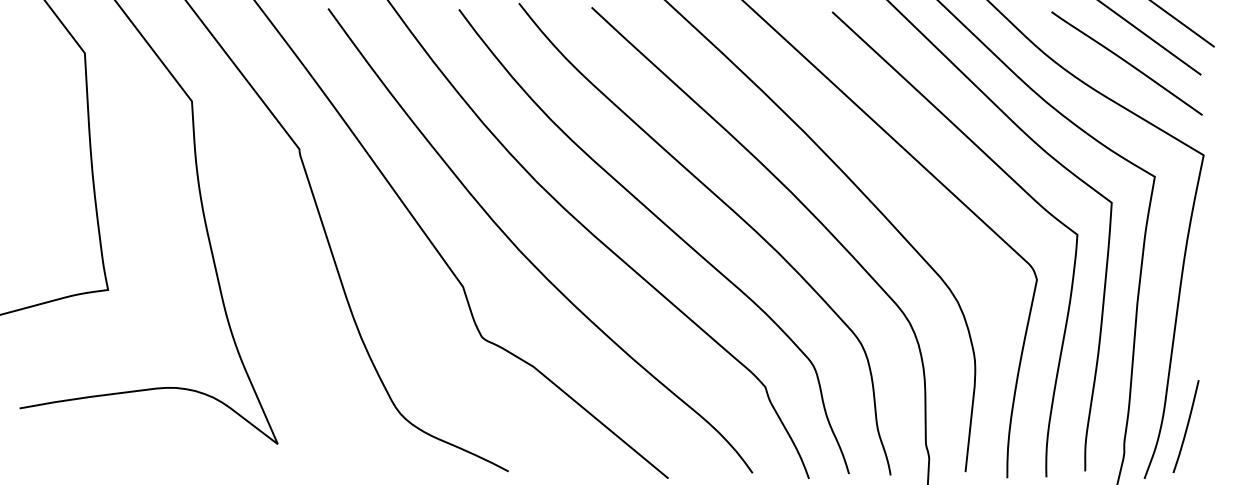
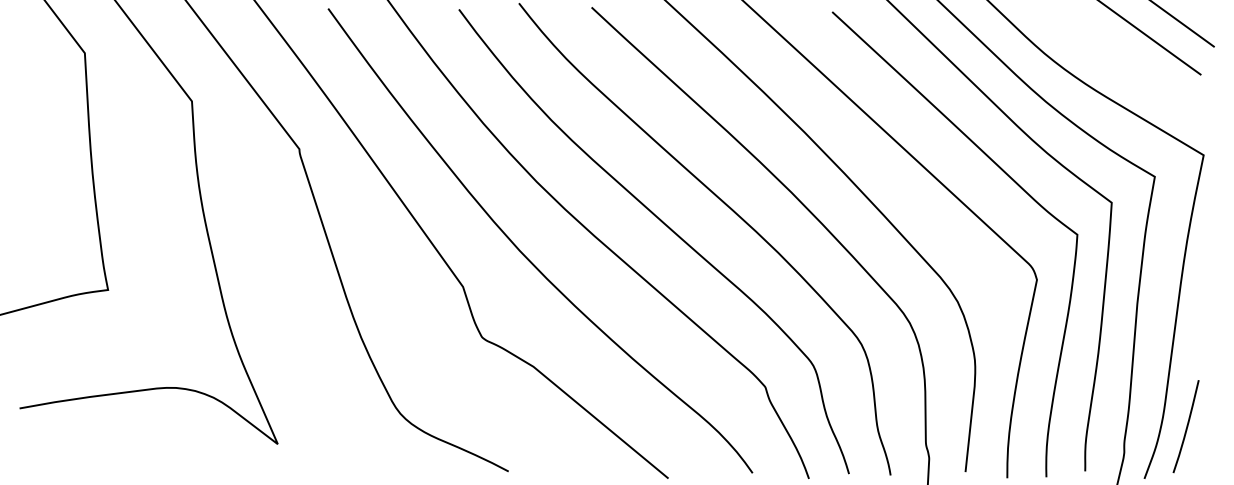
curve: present -> none (1126, 63)
